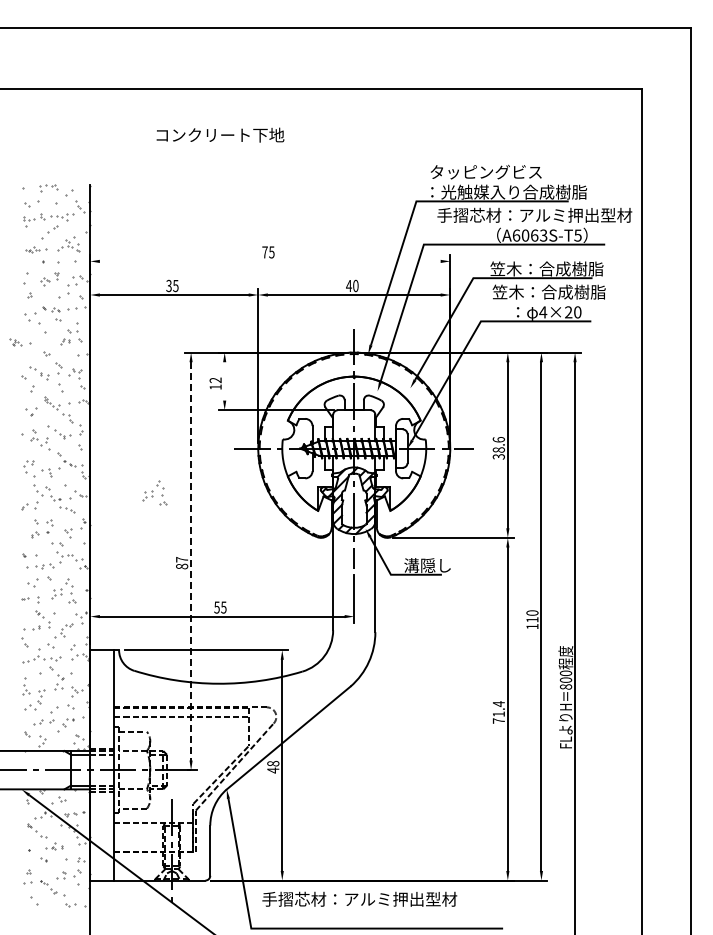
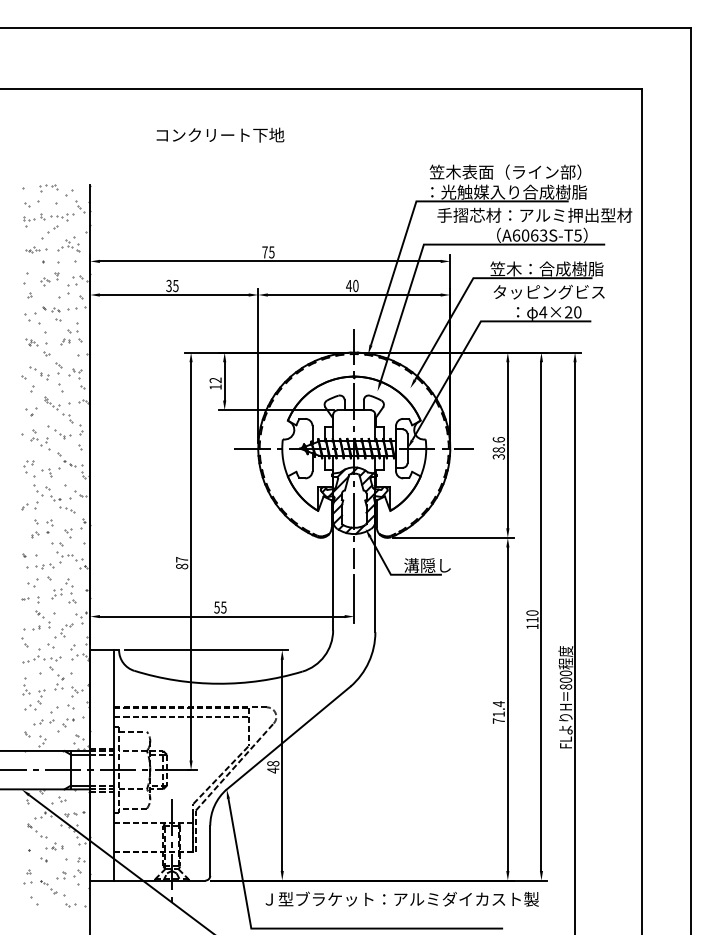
text: タッピングビス -> 笠木表面（ライン部） (505, 171)
line: none -> present (269, 261)
text: 笠木：合成樹脂 -> タッピングビス (548, 291)
part position: (20, 342) -> (36, 342) (36, 342)
line: none -> present (224, 381)
part: present -> none (154, 492)
line: dashed -> solid (191, 561)
text: 手摺芯材：アルミ押出型材 -> Ｊ型ブラケット：アルミダイカスト製 (400, 898)
